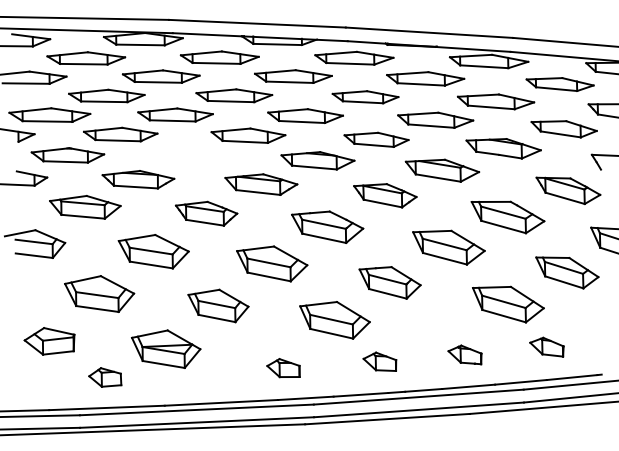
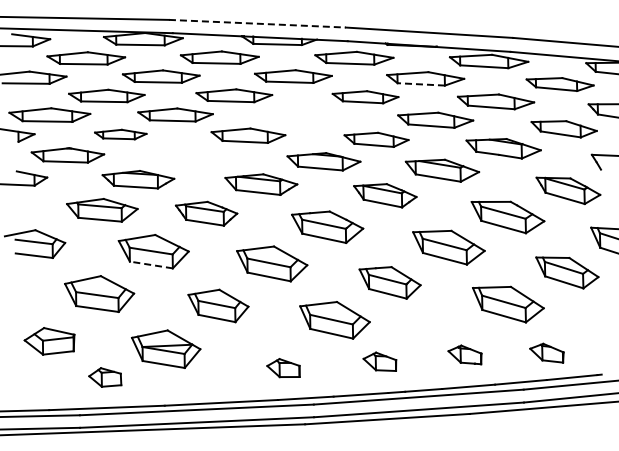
line: solid -> dashed (257, 23)
line: solid -> dashed (421, 84)
part: present -> none (305, 115)
part size: 76x17 px -> 54x13 px (120, 134)
part position: (317, 160) -> (323, 161) (323, 161)
part position: (85, 207) -> (102, 210) (102, 210)
line: solid -> dashed (151, 265)
part position: (546, 346) -> (546, 352) (546, 352)
